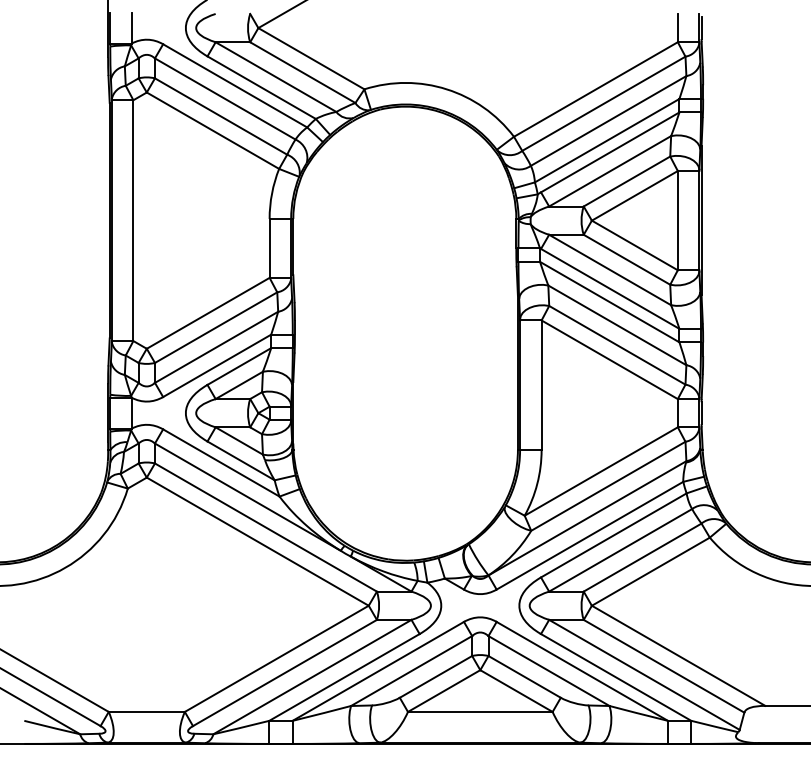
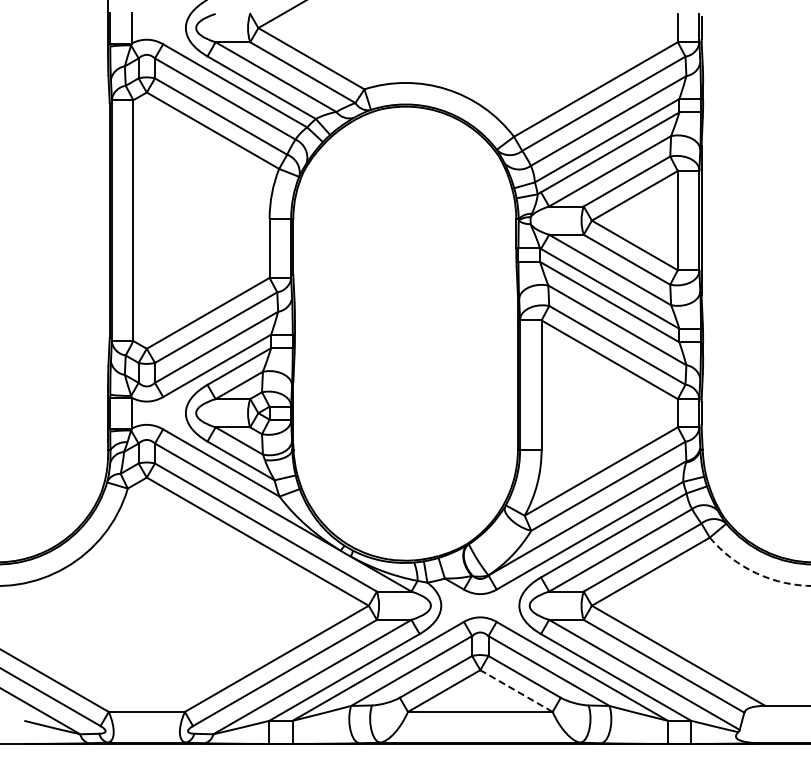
arc: solid -> dashed (755, 572)
line: solid -> dashed (516, 691)
